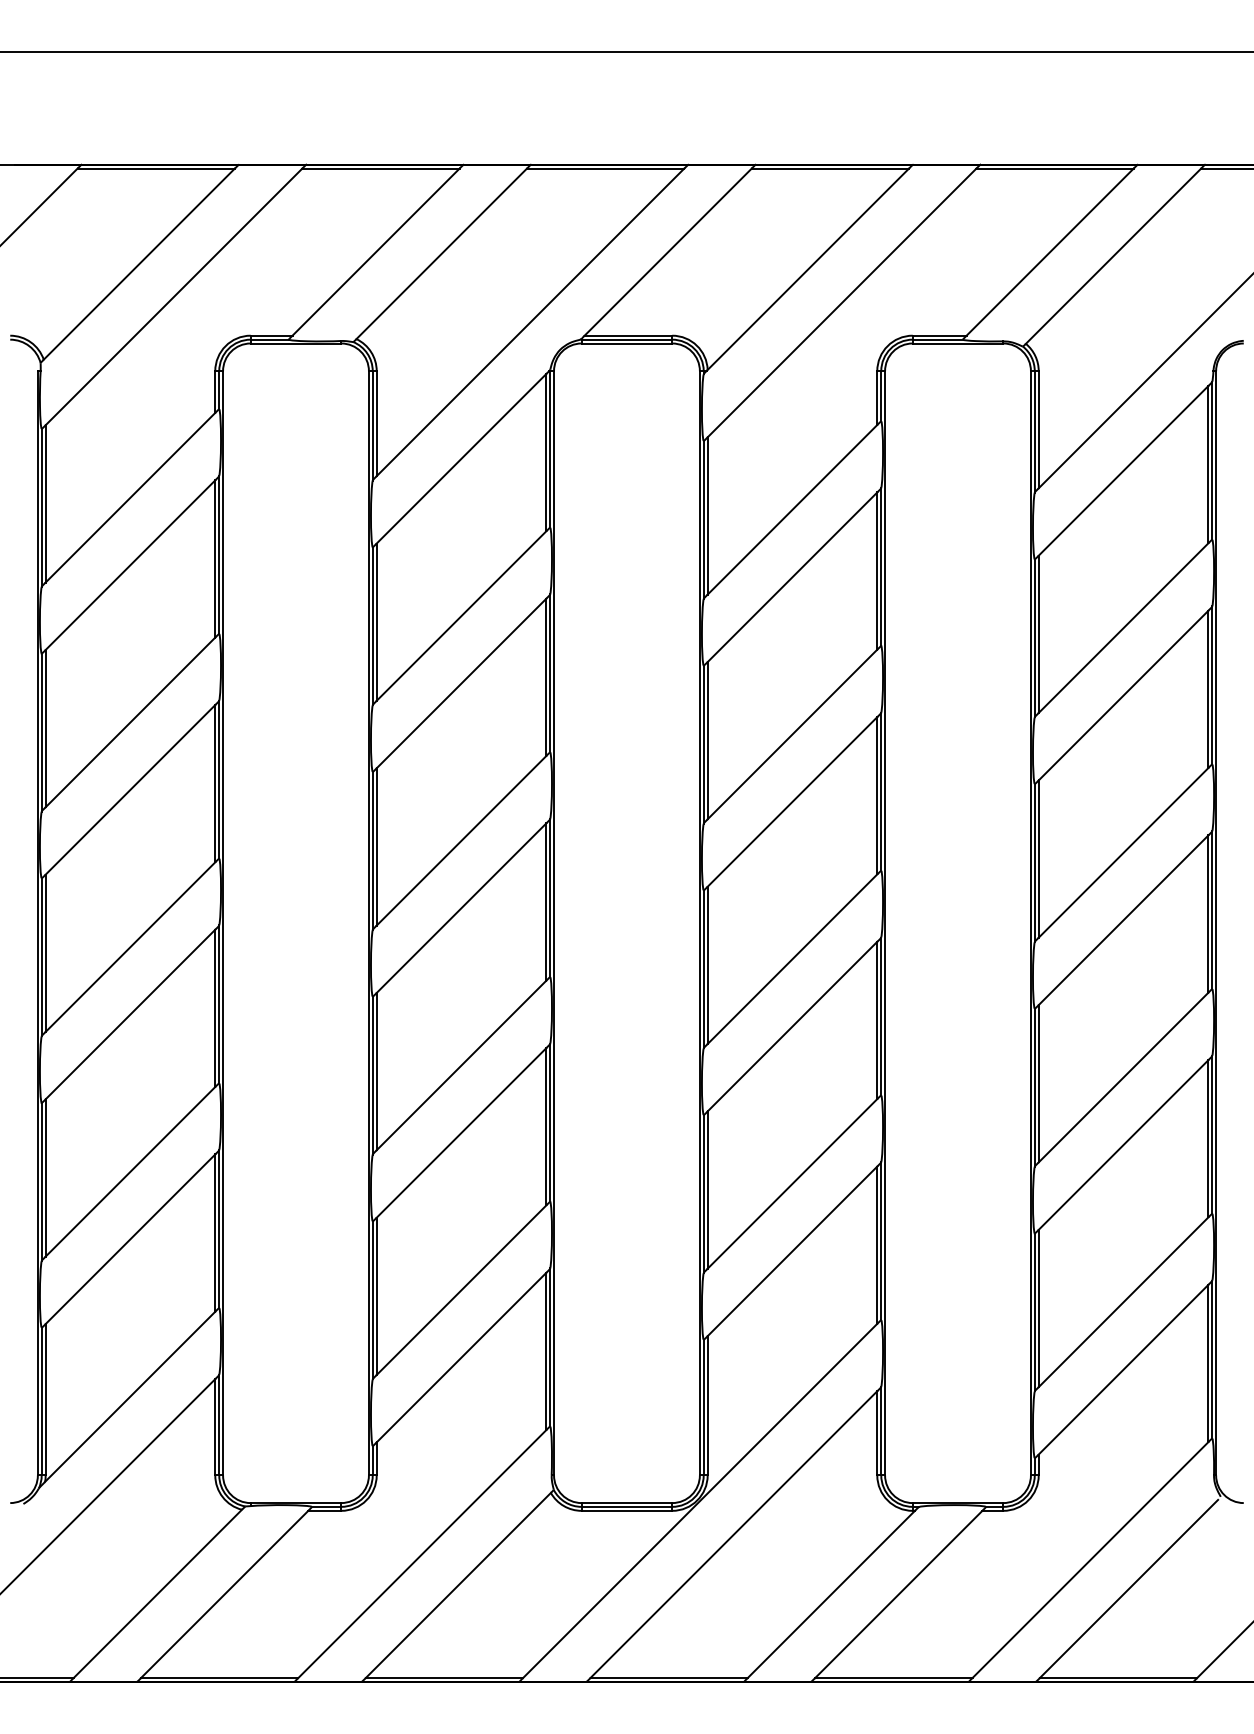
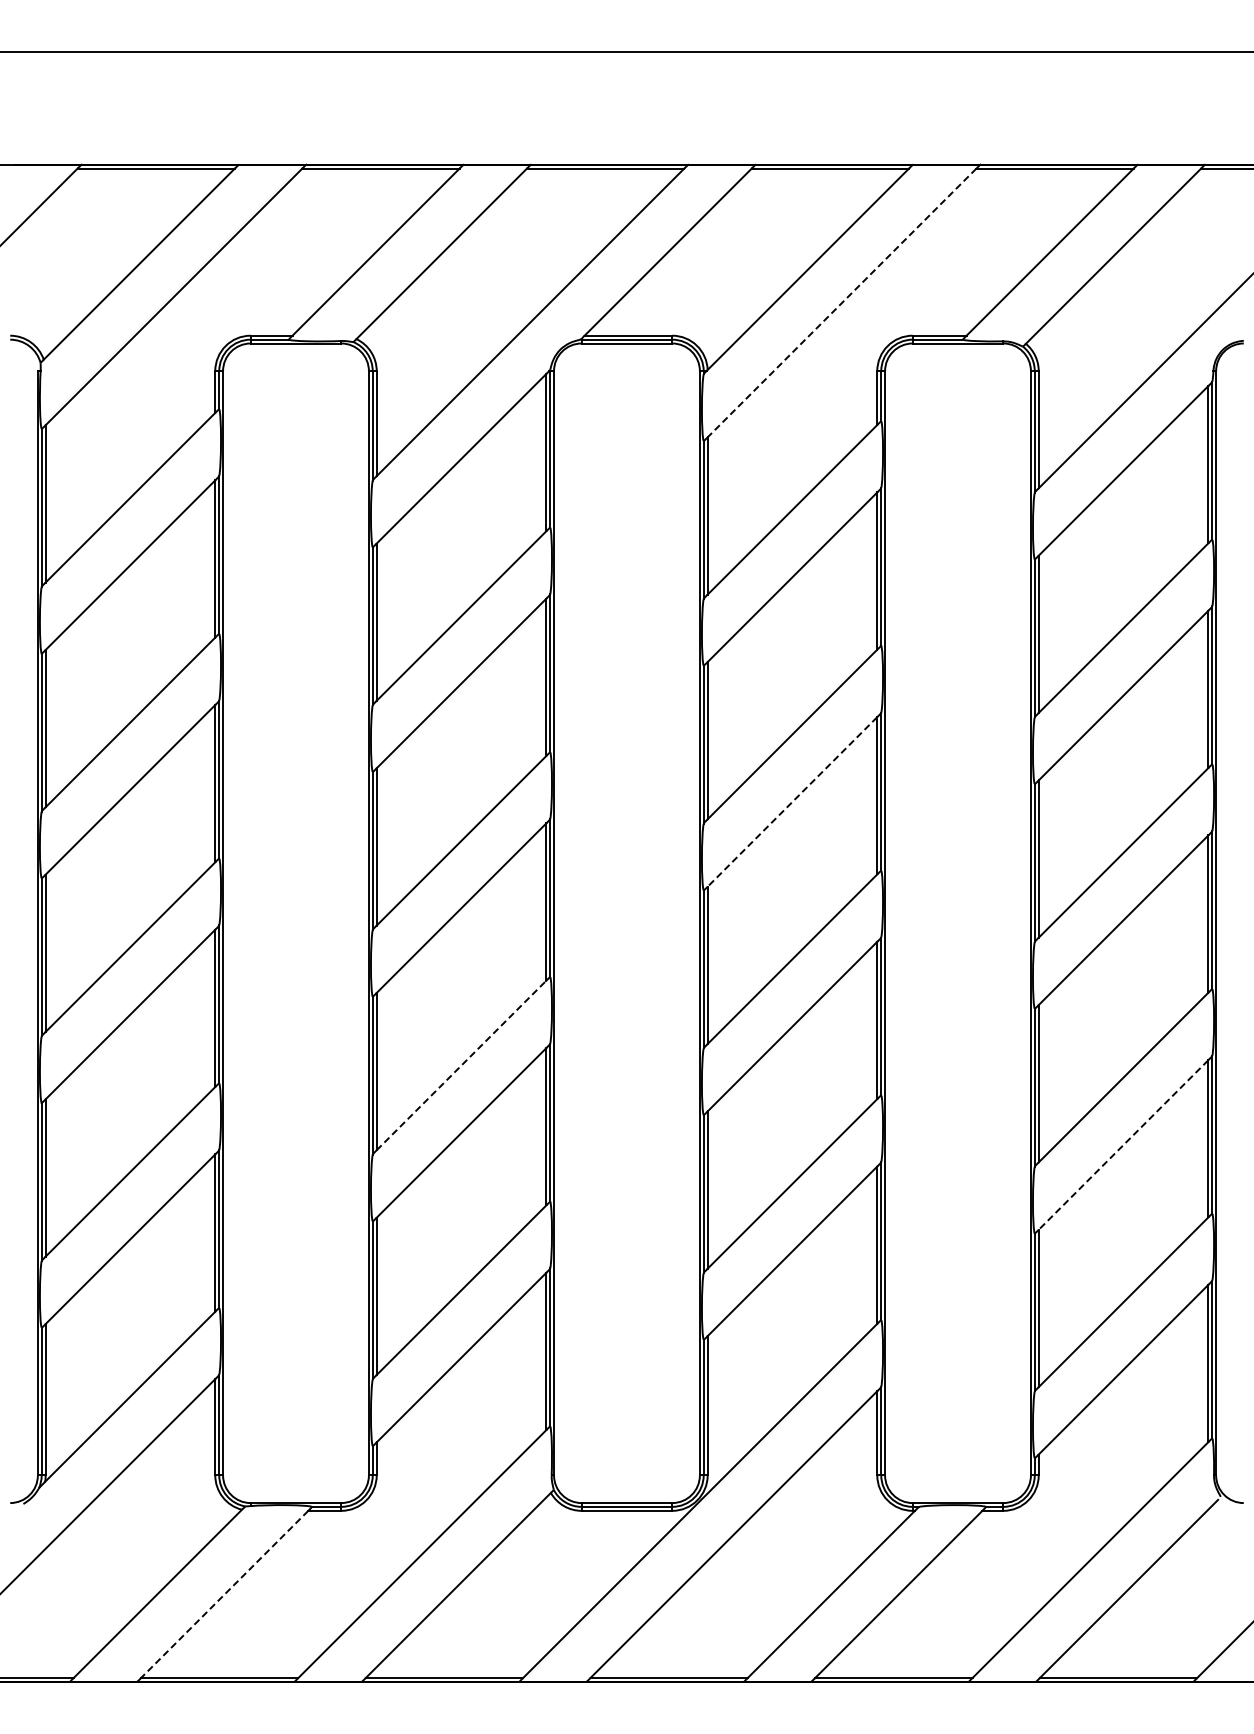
line: solid -> dashed (841, 303)
line: solid -> dashed (792, 801)
line: solid -> dashed (461, 1065)
line: solid -> dashed (1123, 1145)
line: solid -> dashed (224, 1594)
